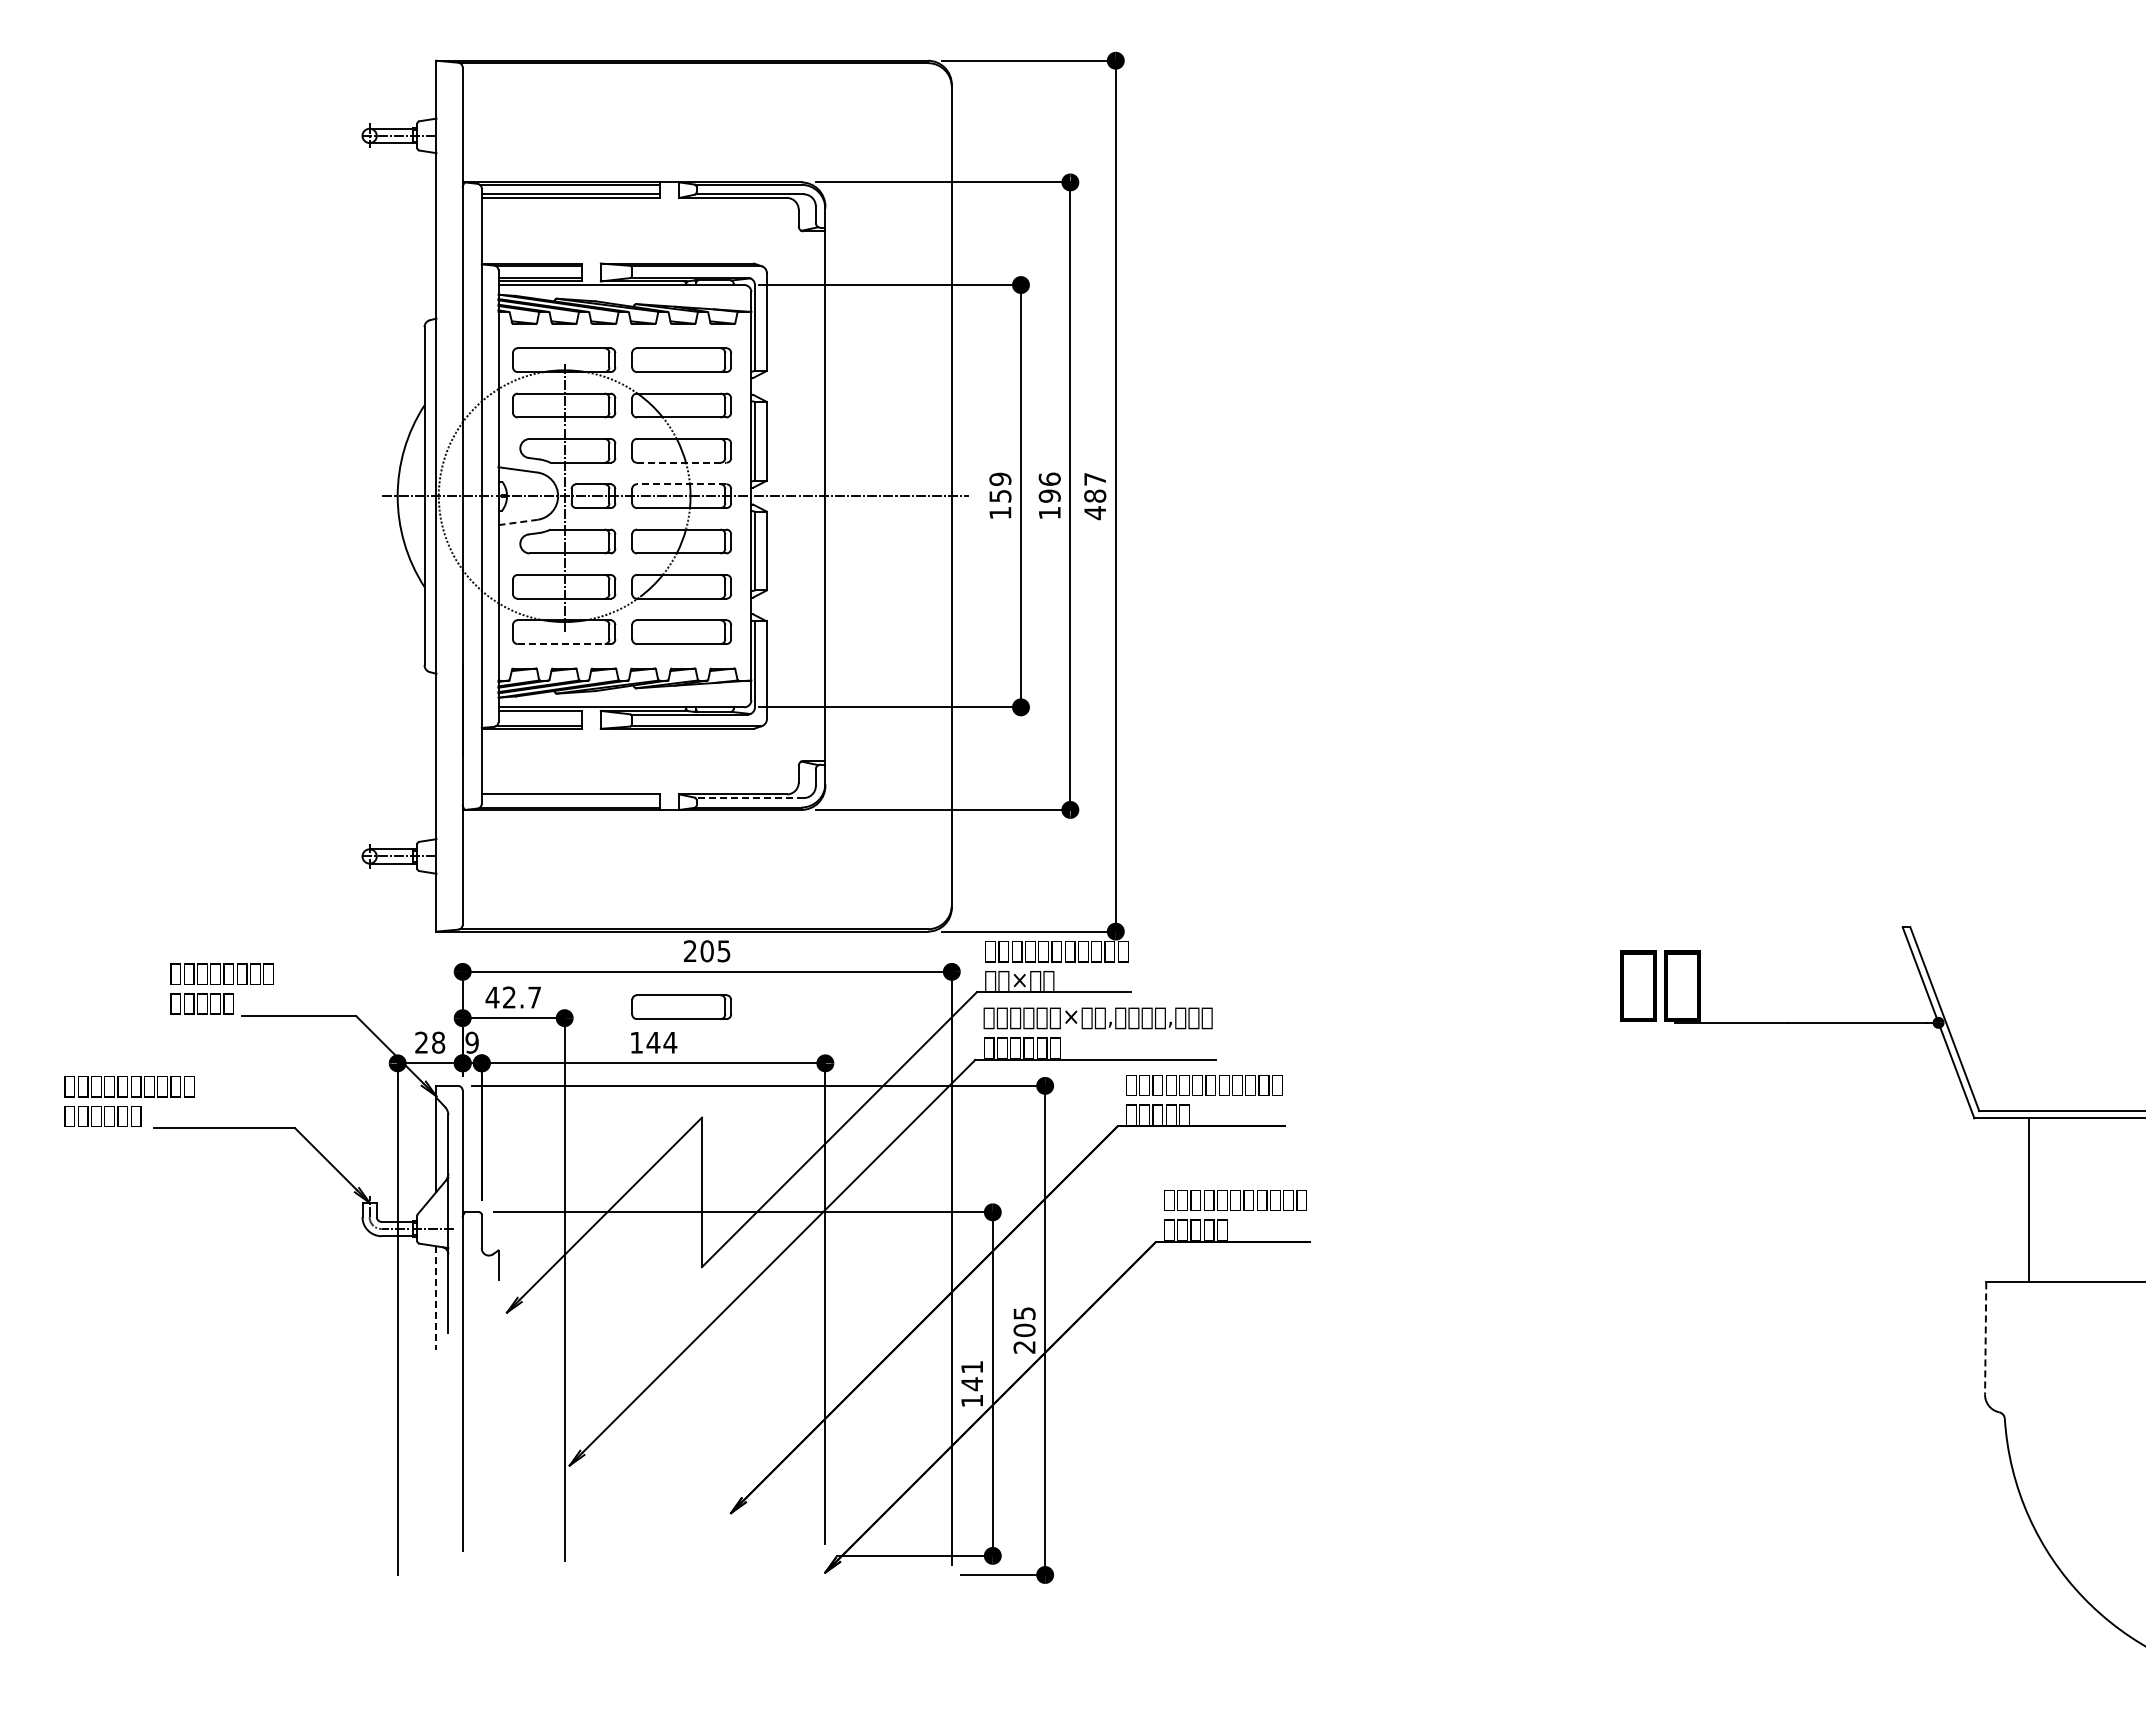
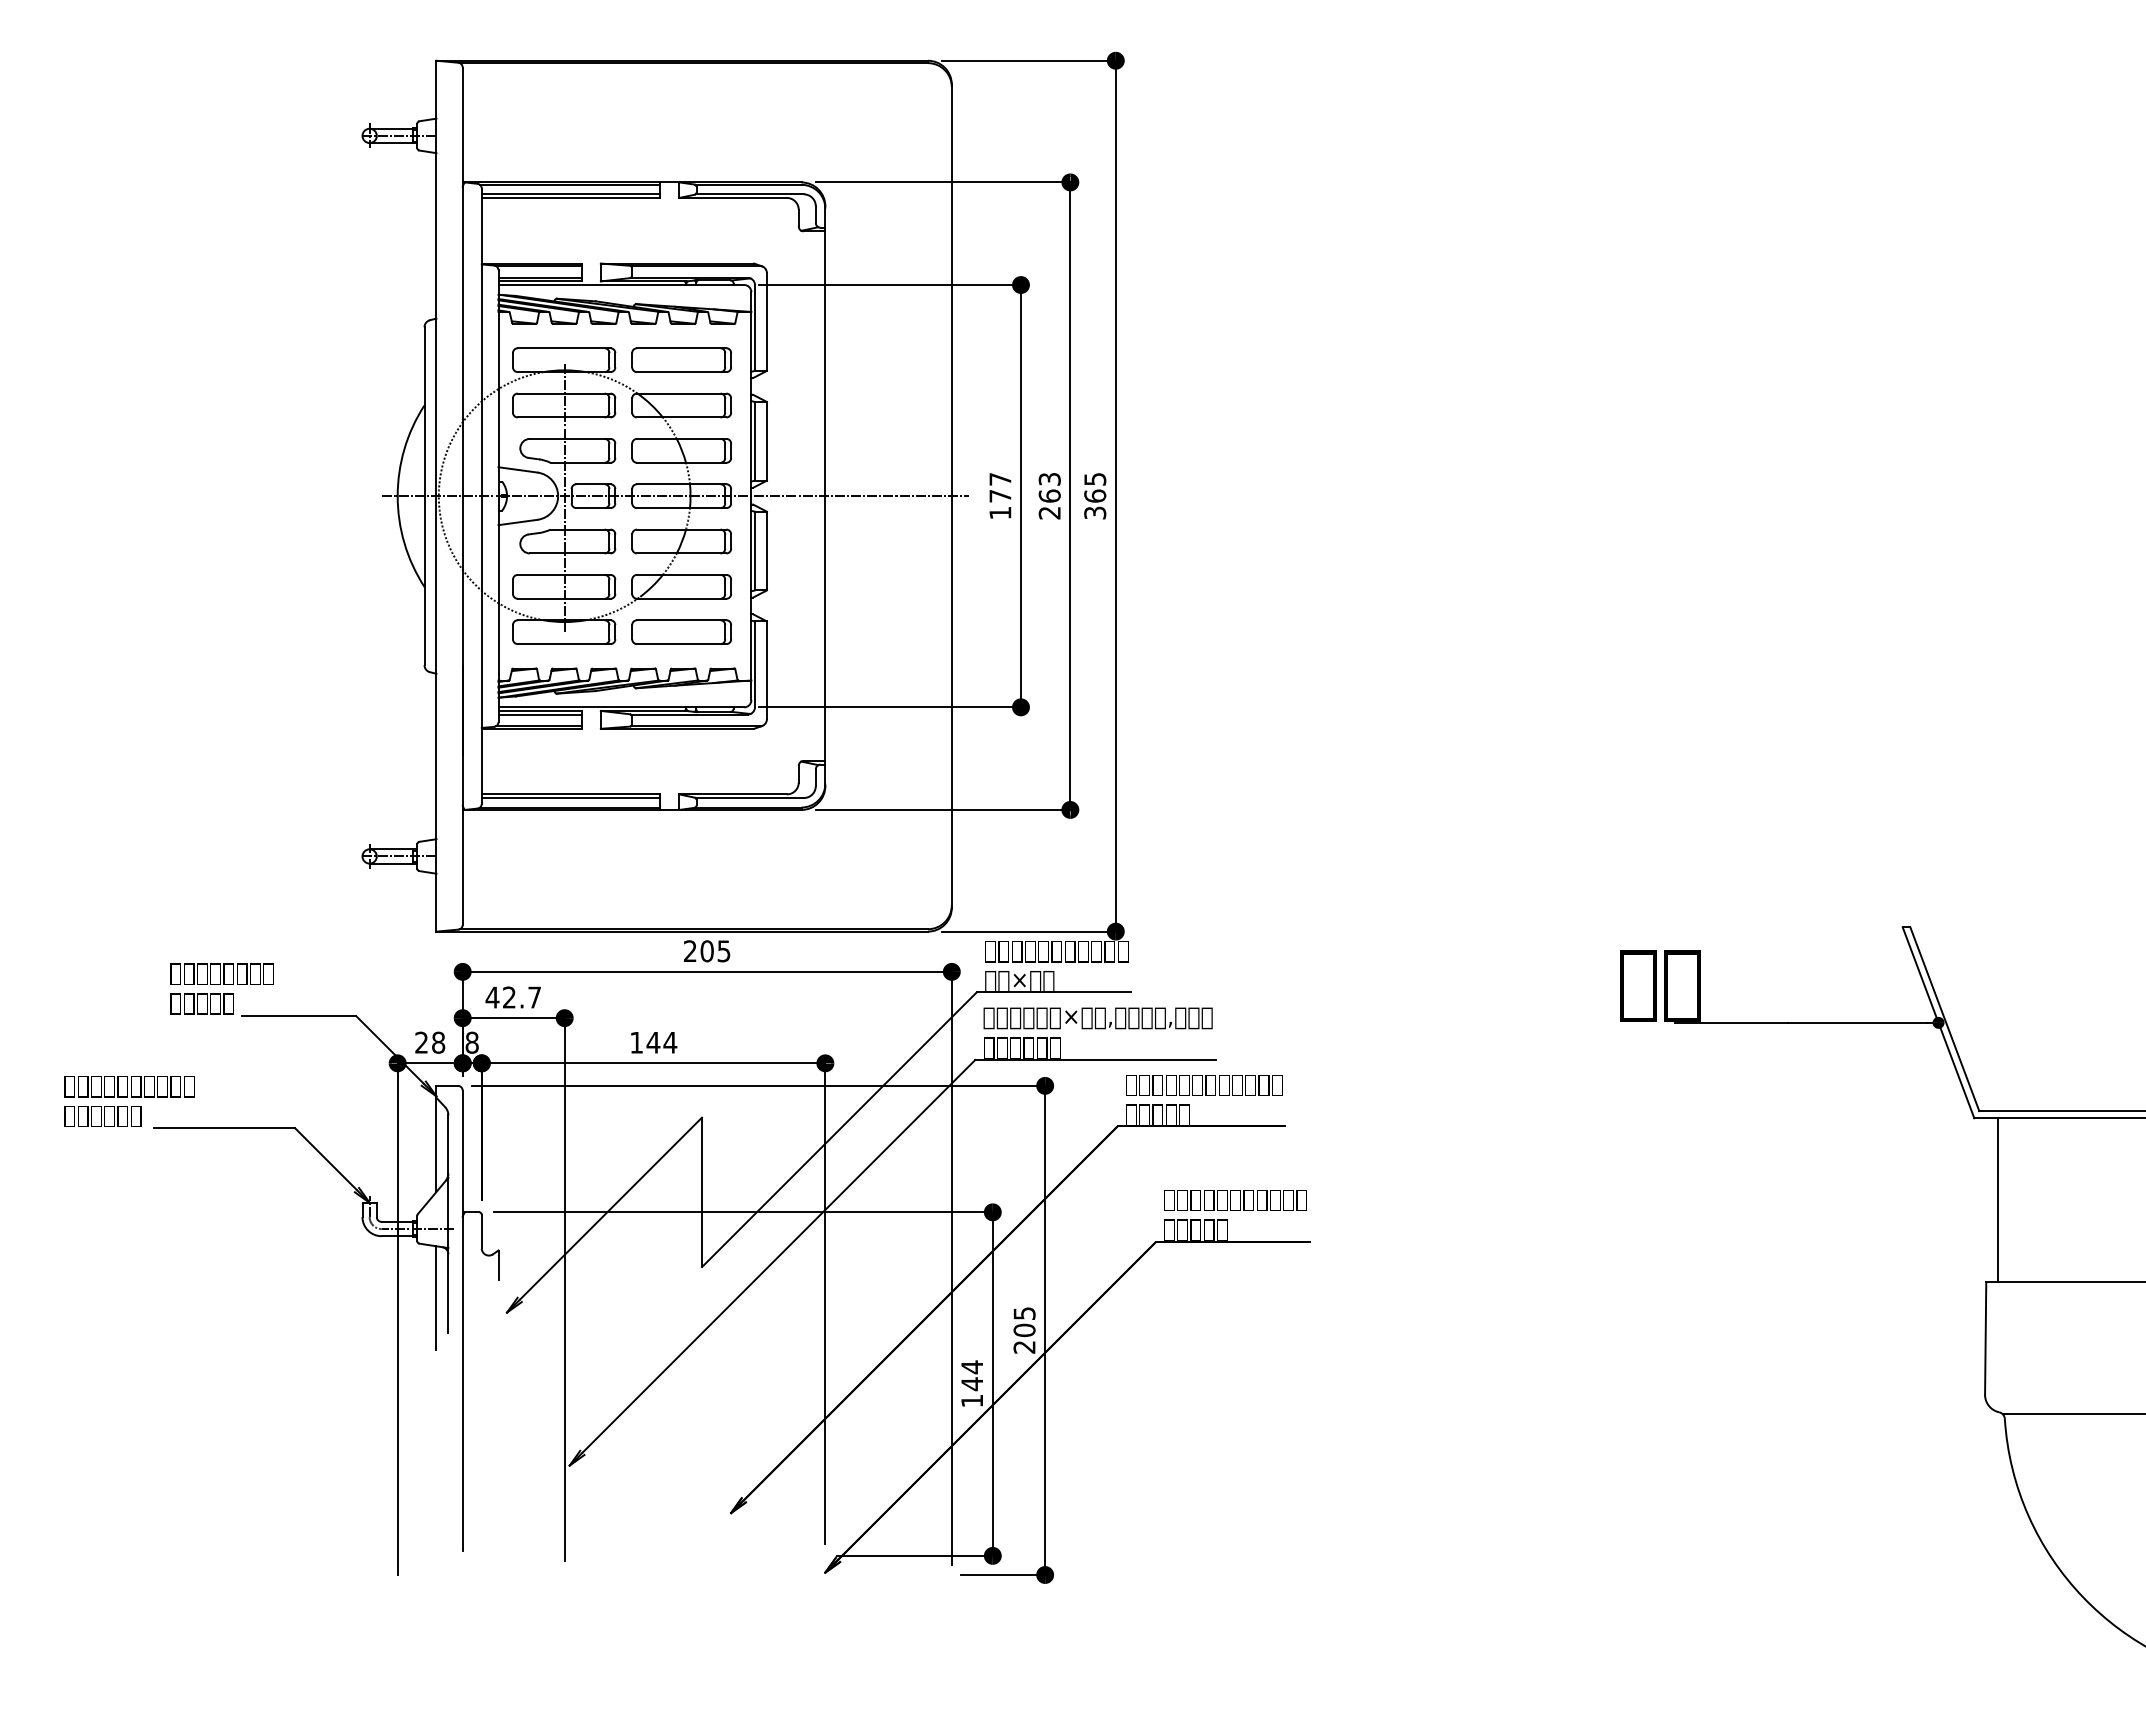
line: dashed -> solid (681, 462)
line: dashed -> solid (681, 484)
text: 159 -> 177 (1000, 487)
text: 196 -> 263 (1049, 495)
text: 487 -> 365 (1095, 496)
line: dashed -> solid (518, 522)
line: dashed -> solid (564, 644)
line: none -> present (539, 714)
line: none -> present (570, 798)
line: dashed -> solid (749, 798)
part: present -> none (681, 1006)
text: 9 -> 8 (471, 1042)
line position: (2029, 1200) -> (1998, 1200) (1998, 1200)
line: dashed -> solid (436, 1298)
line: dashed -> solid (1985, 1339)
text: 141 -> 144 (971, 1367)
line: none -> present (2072, 1414)
